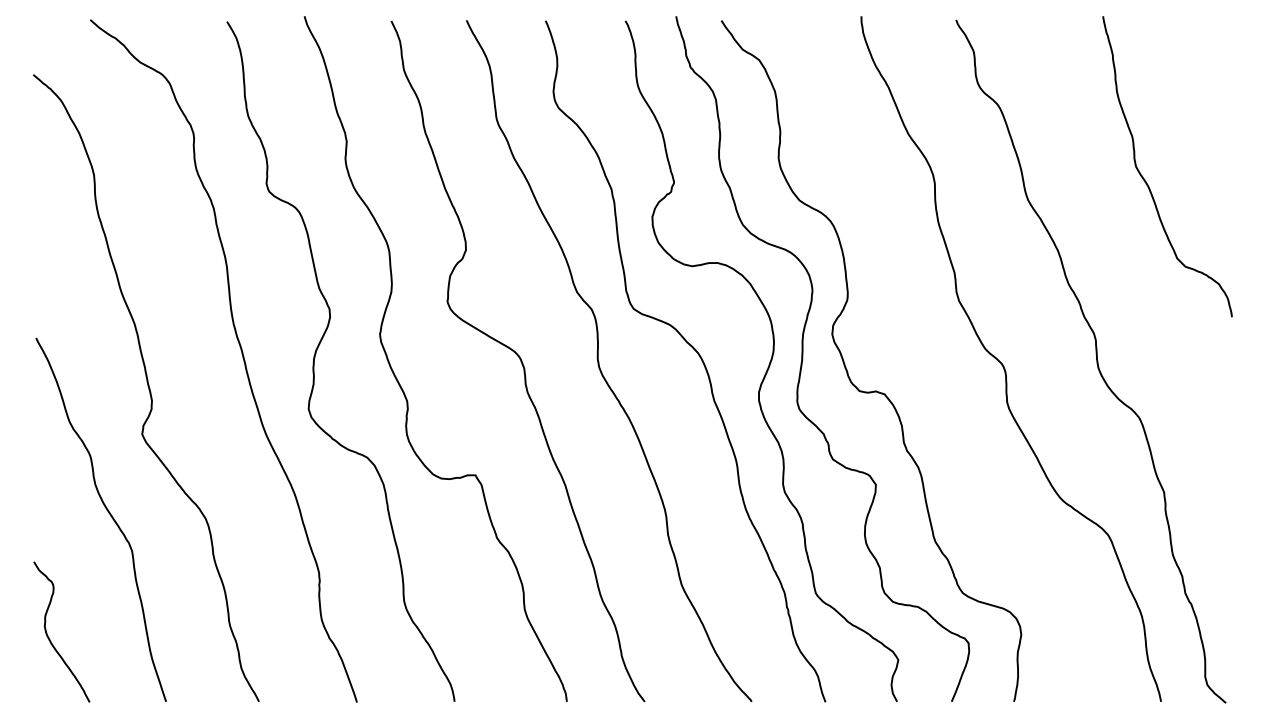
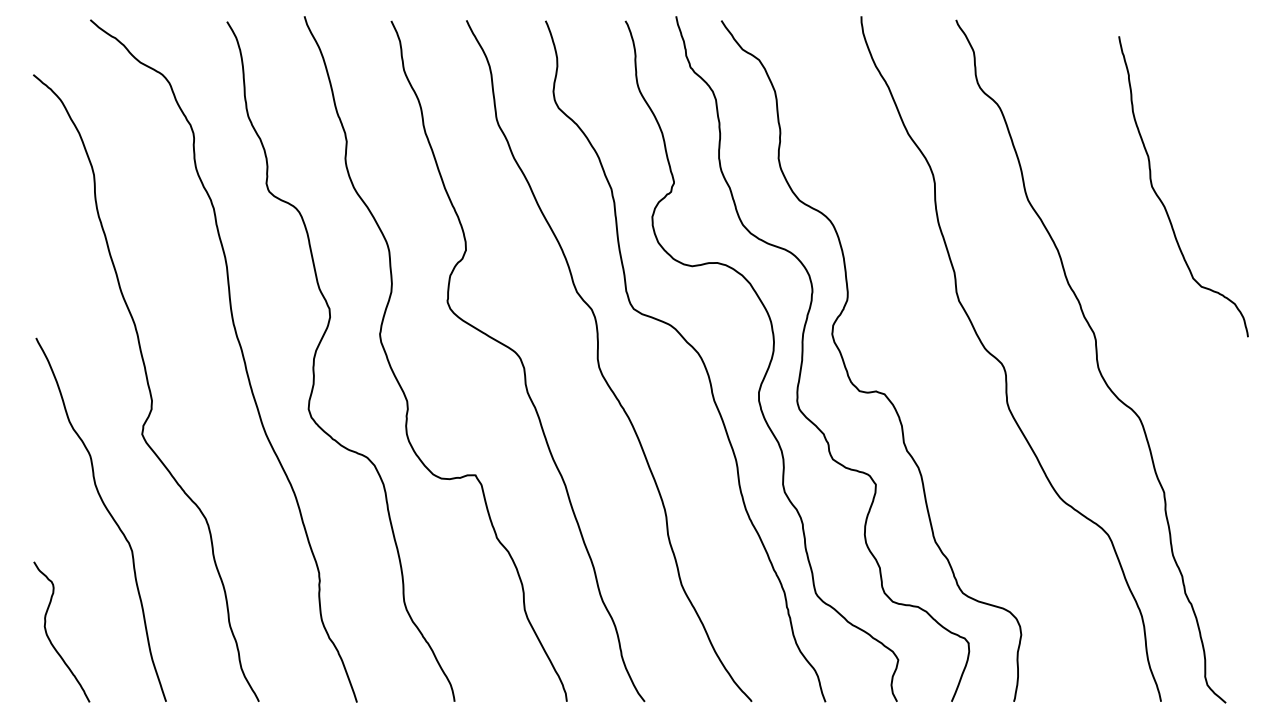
curve position: (1145, 179) -> (1161, 199) (1161, 199)
